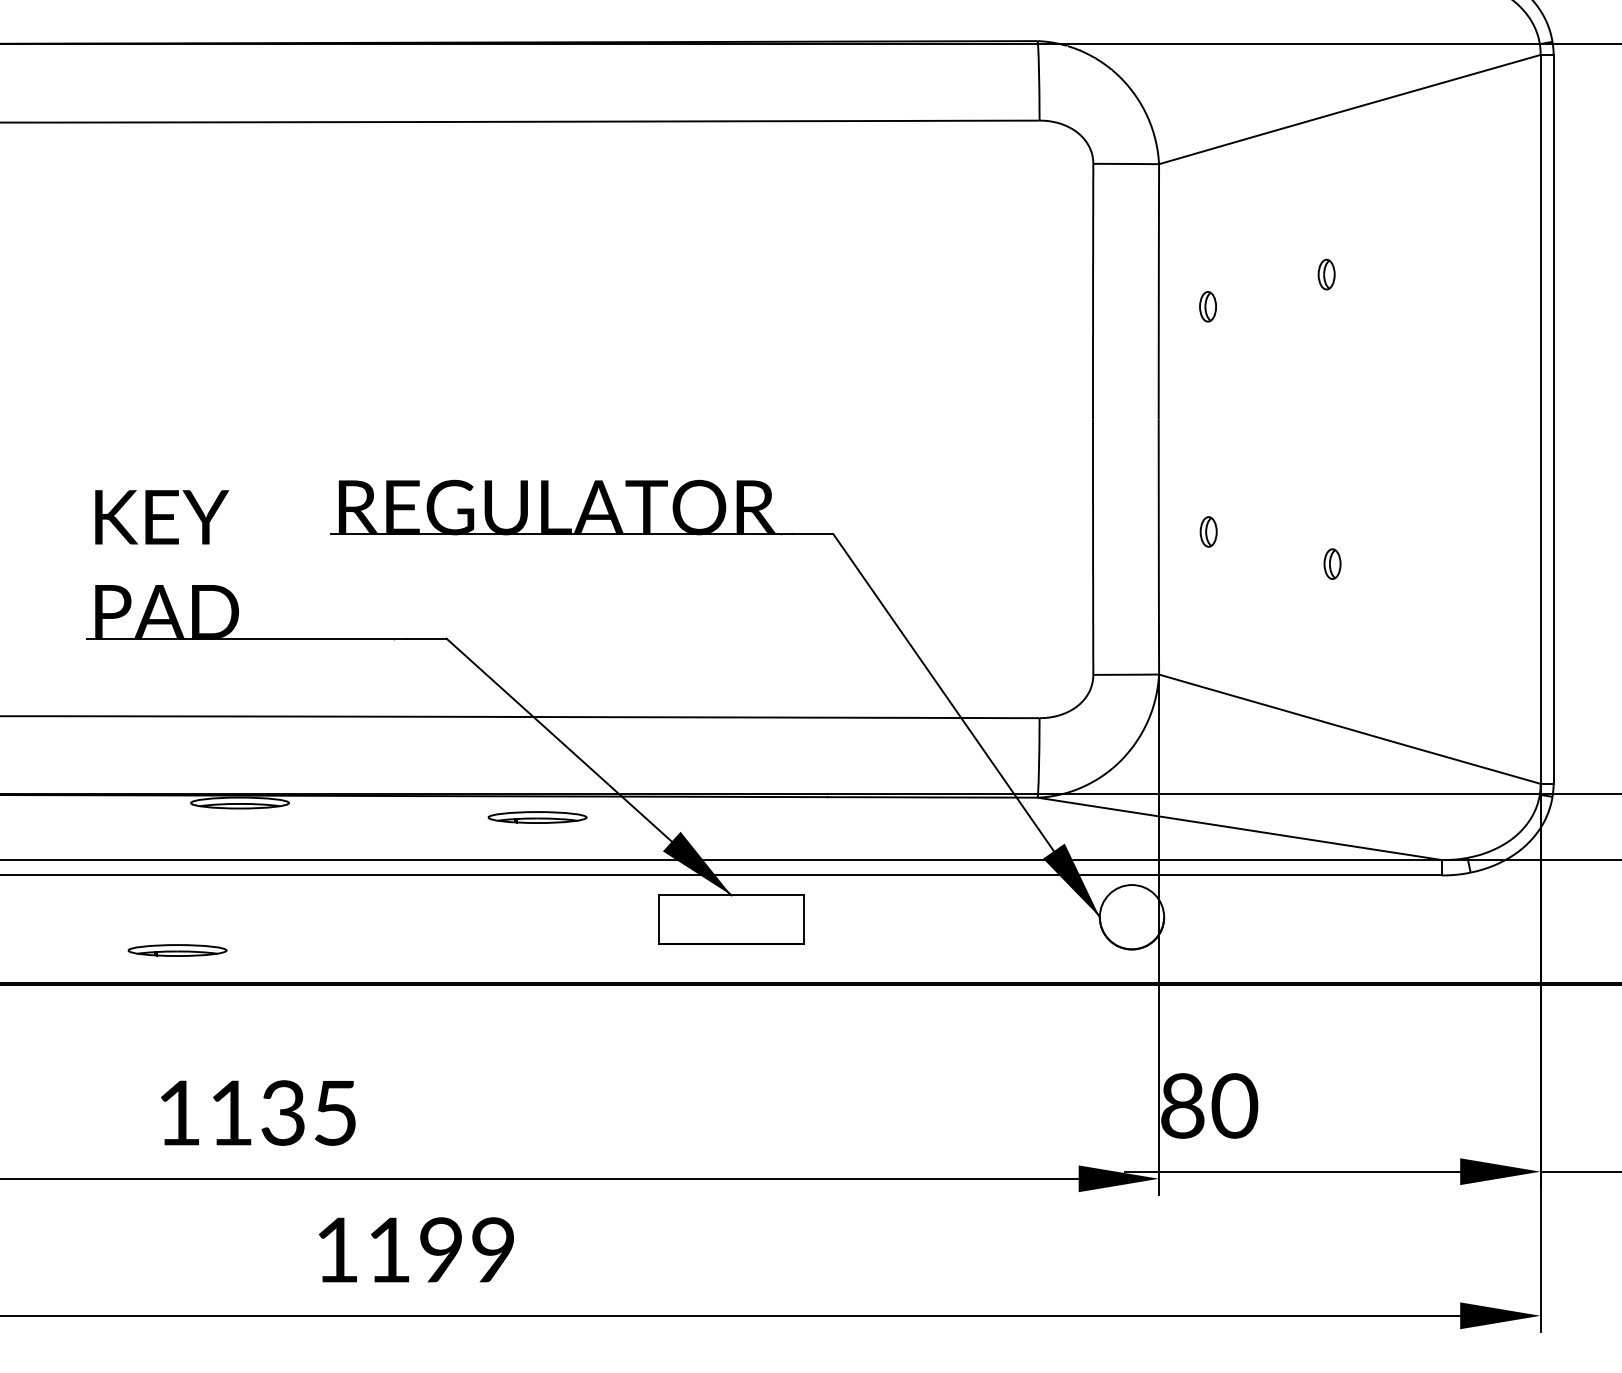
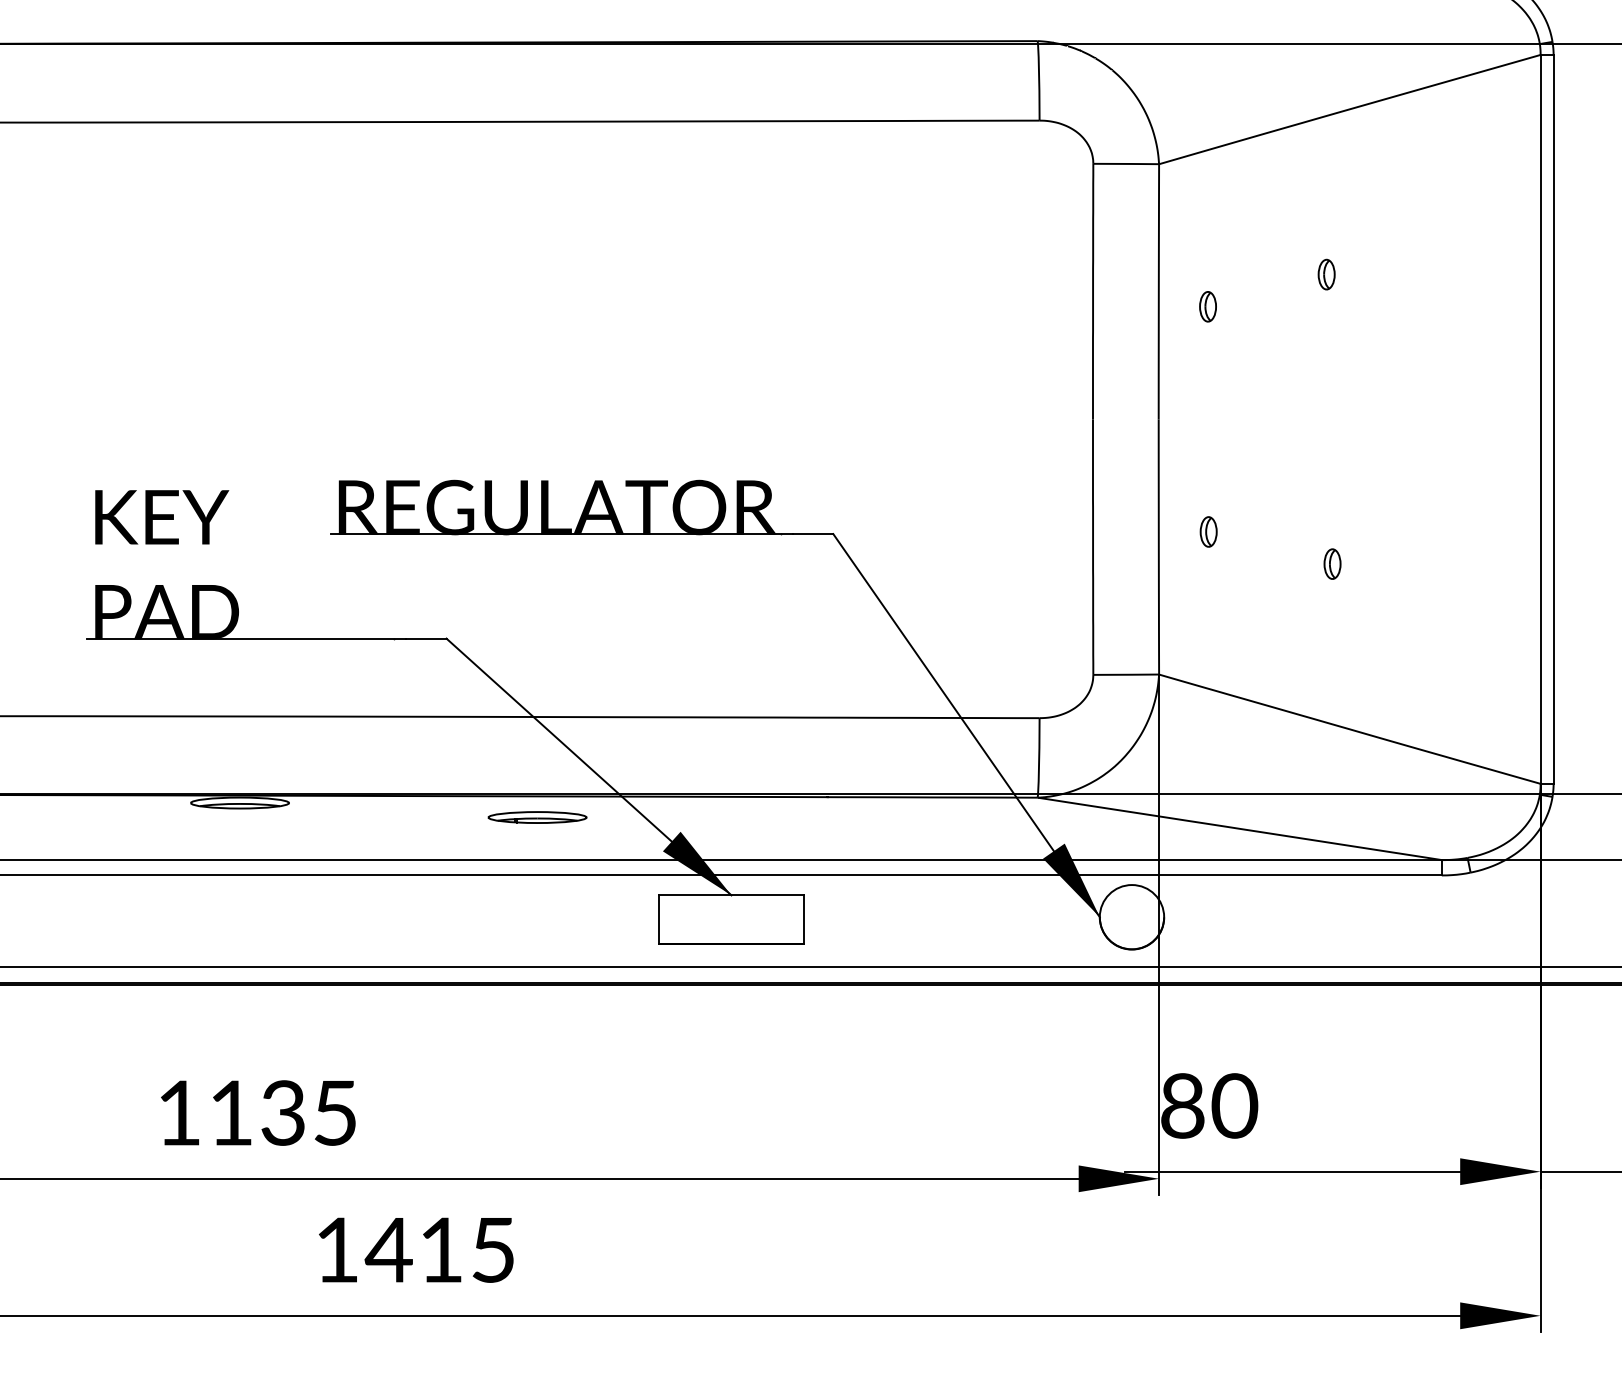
part: present -> none (177, 950)
line: none -> present (810, 966)
text: 1199 -> 1415 (438, 1249)
